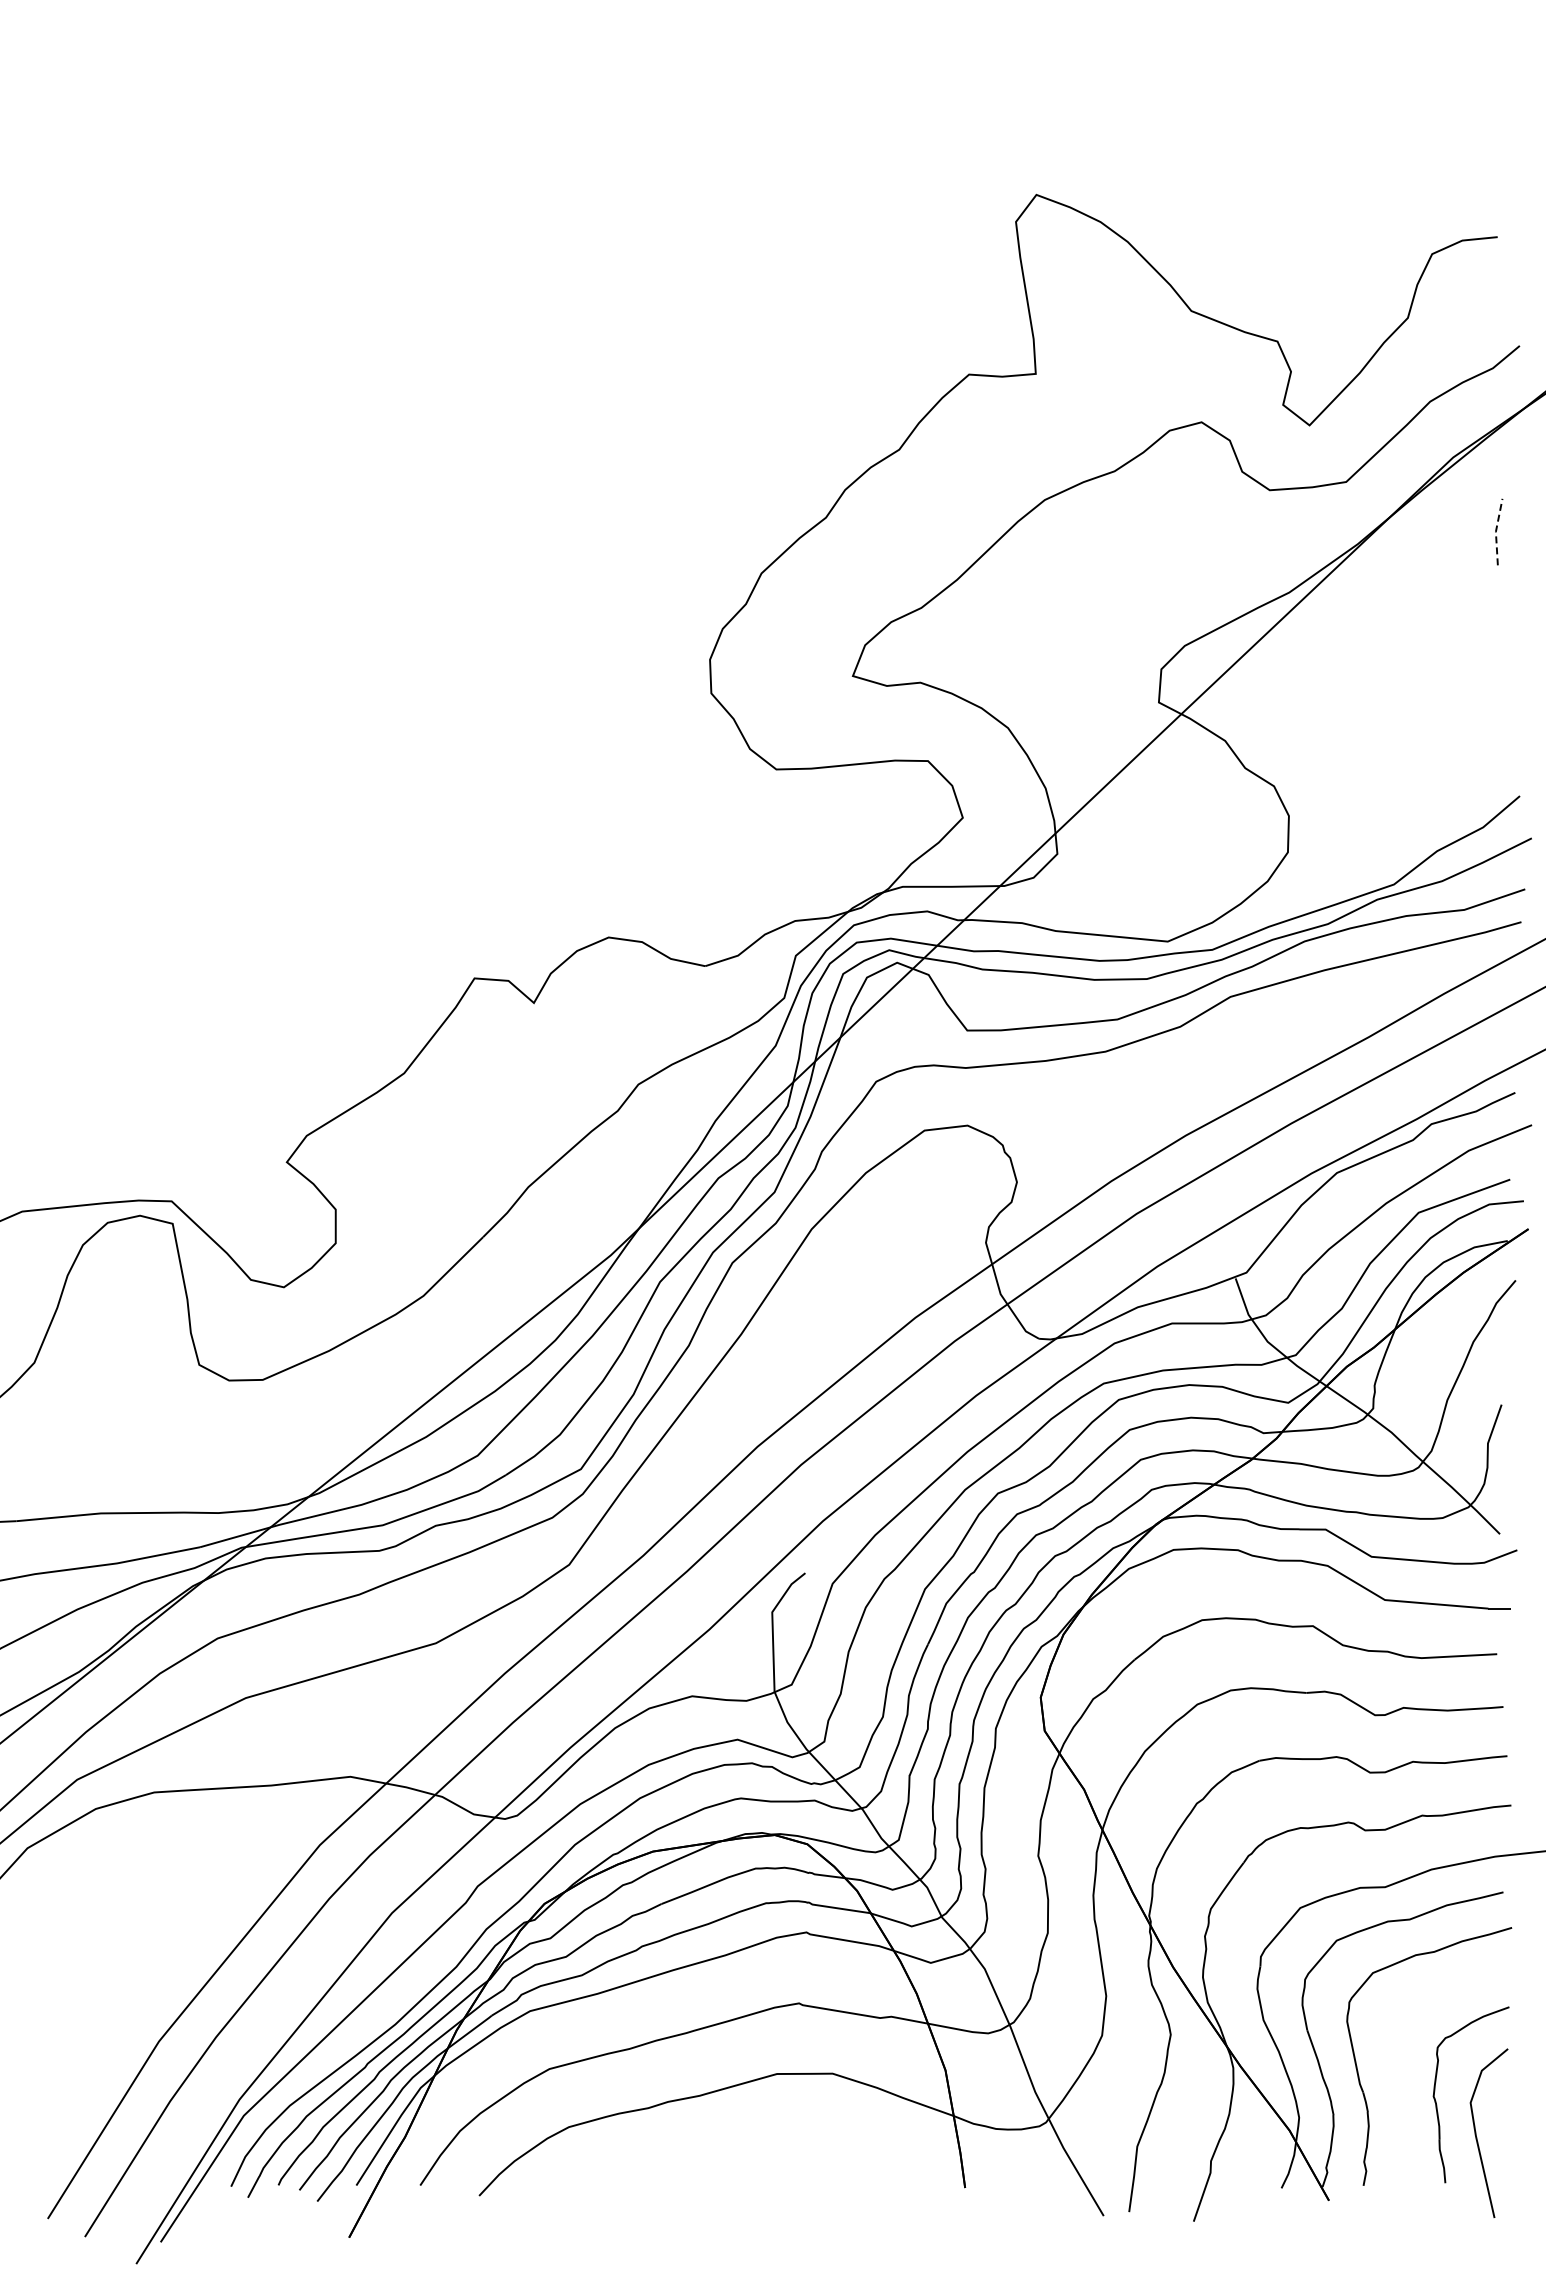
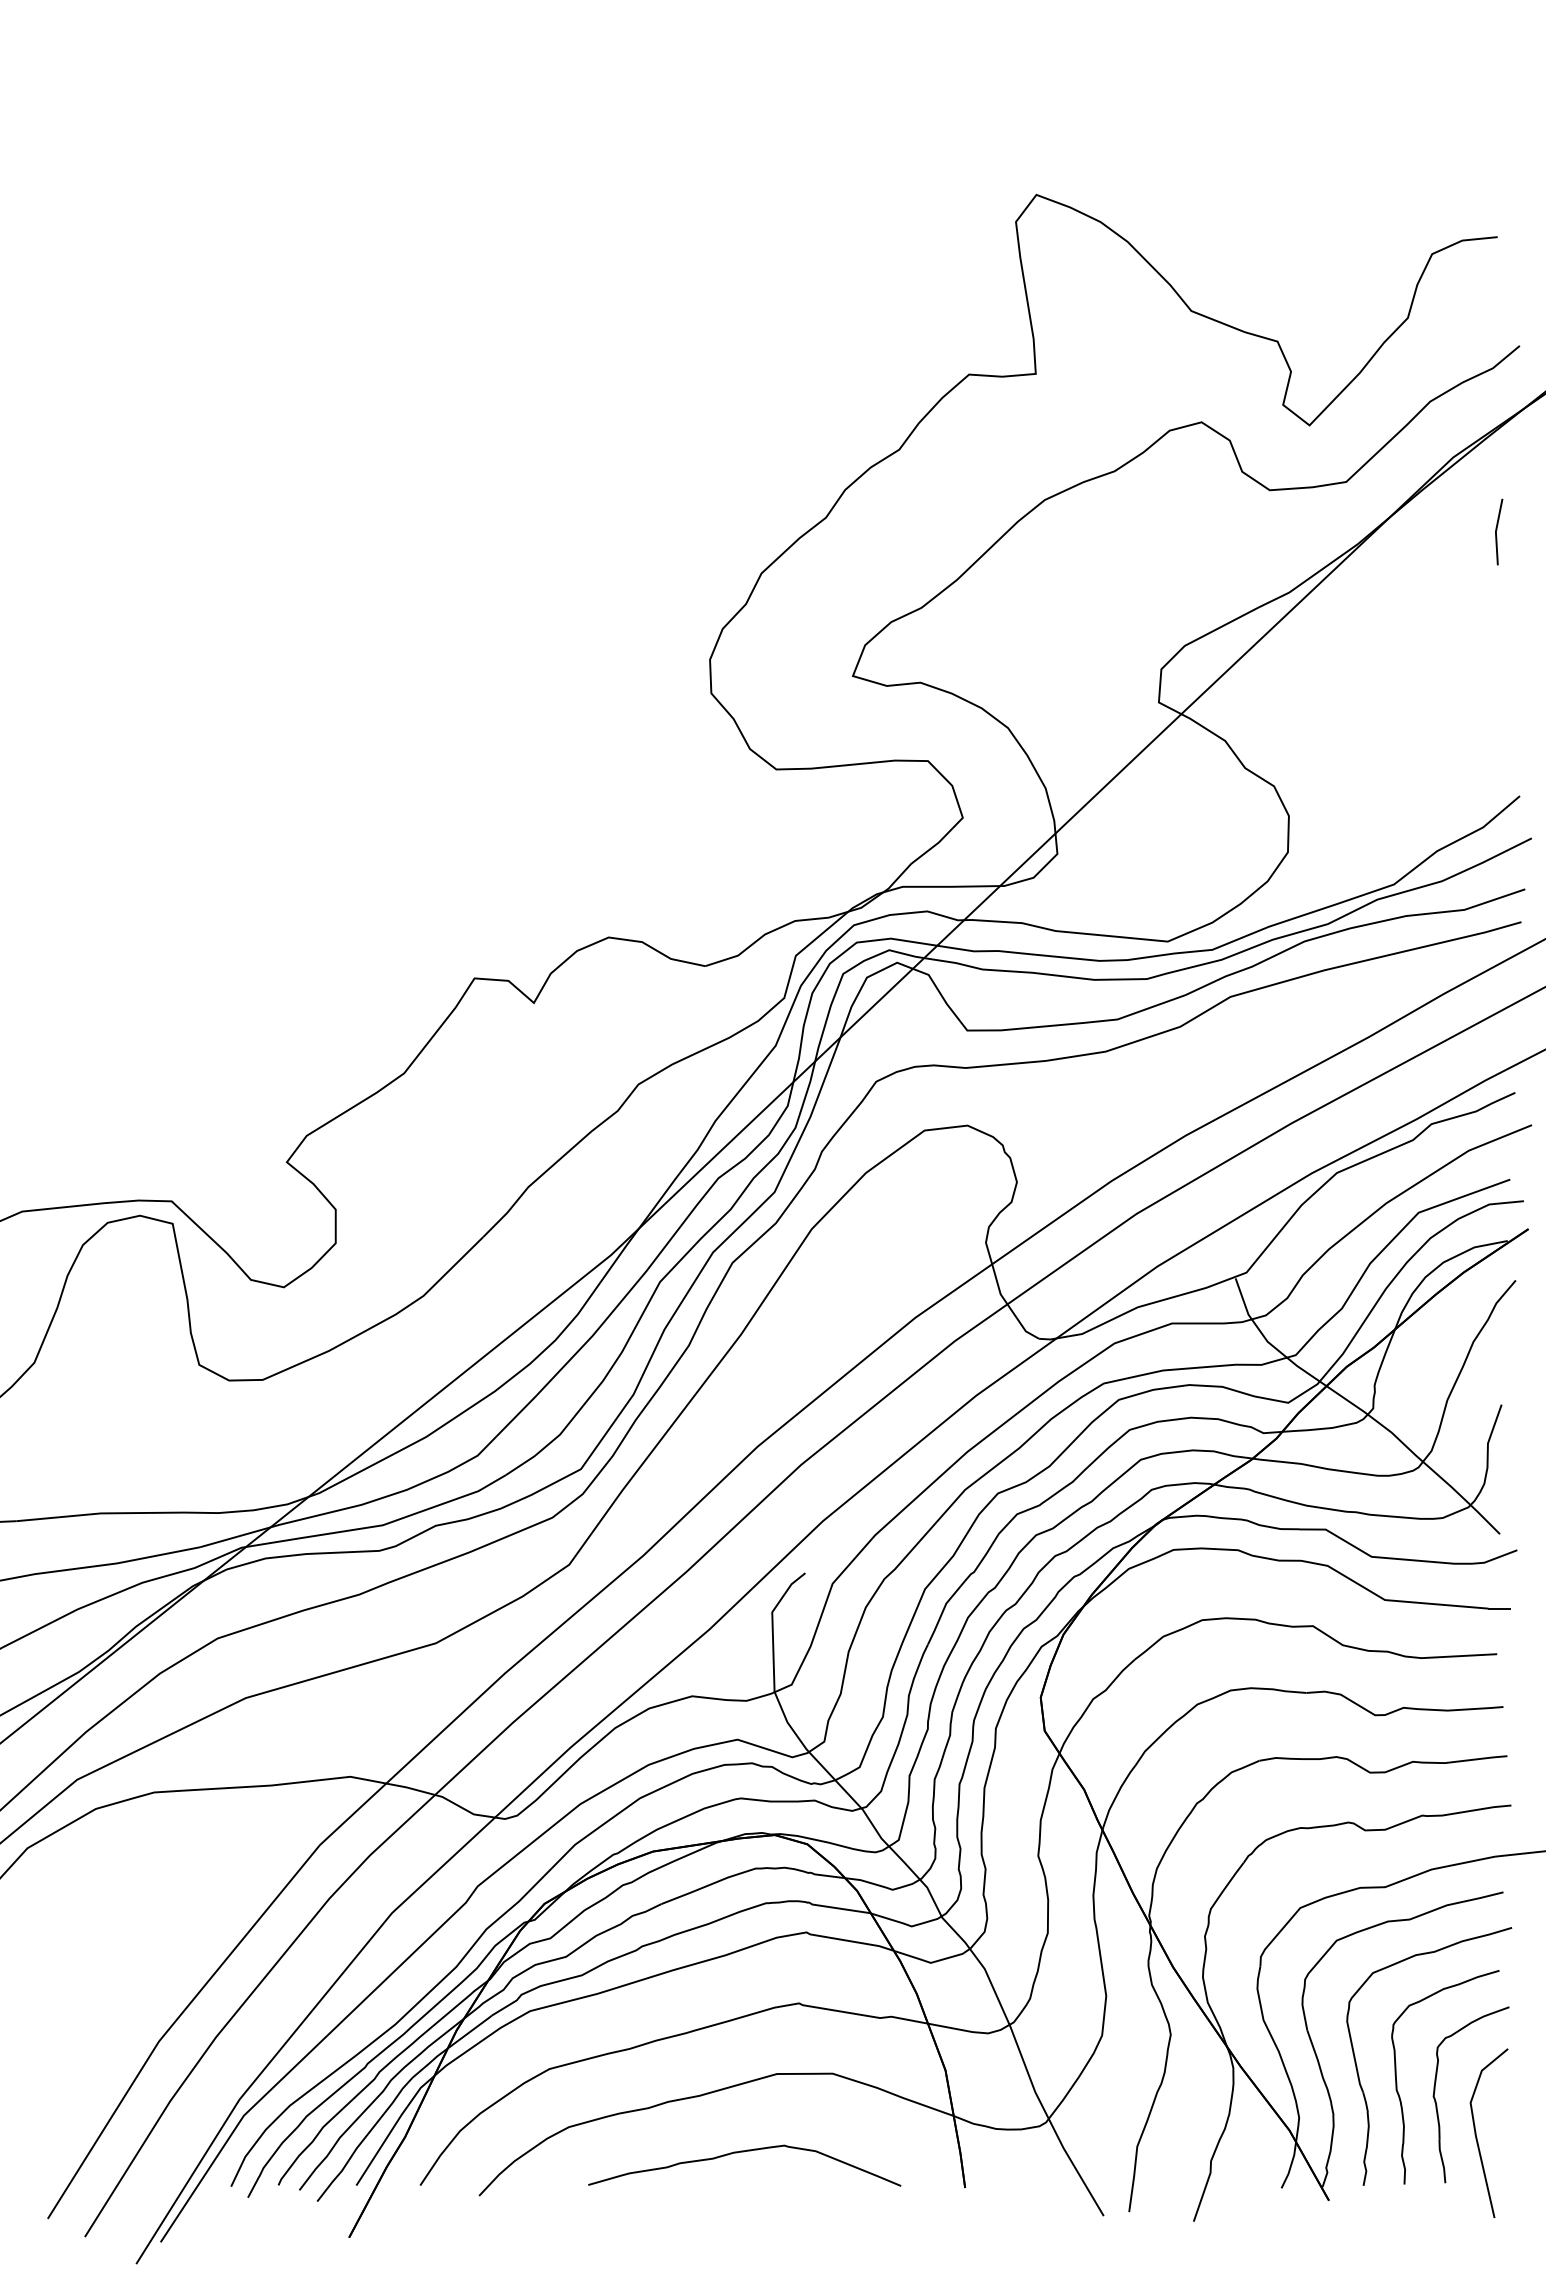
line: dashed -> solid (1495, 531)
part: none -> present (1397, 2081)
curve: none -> present (744, 2152)
